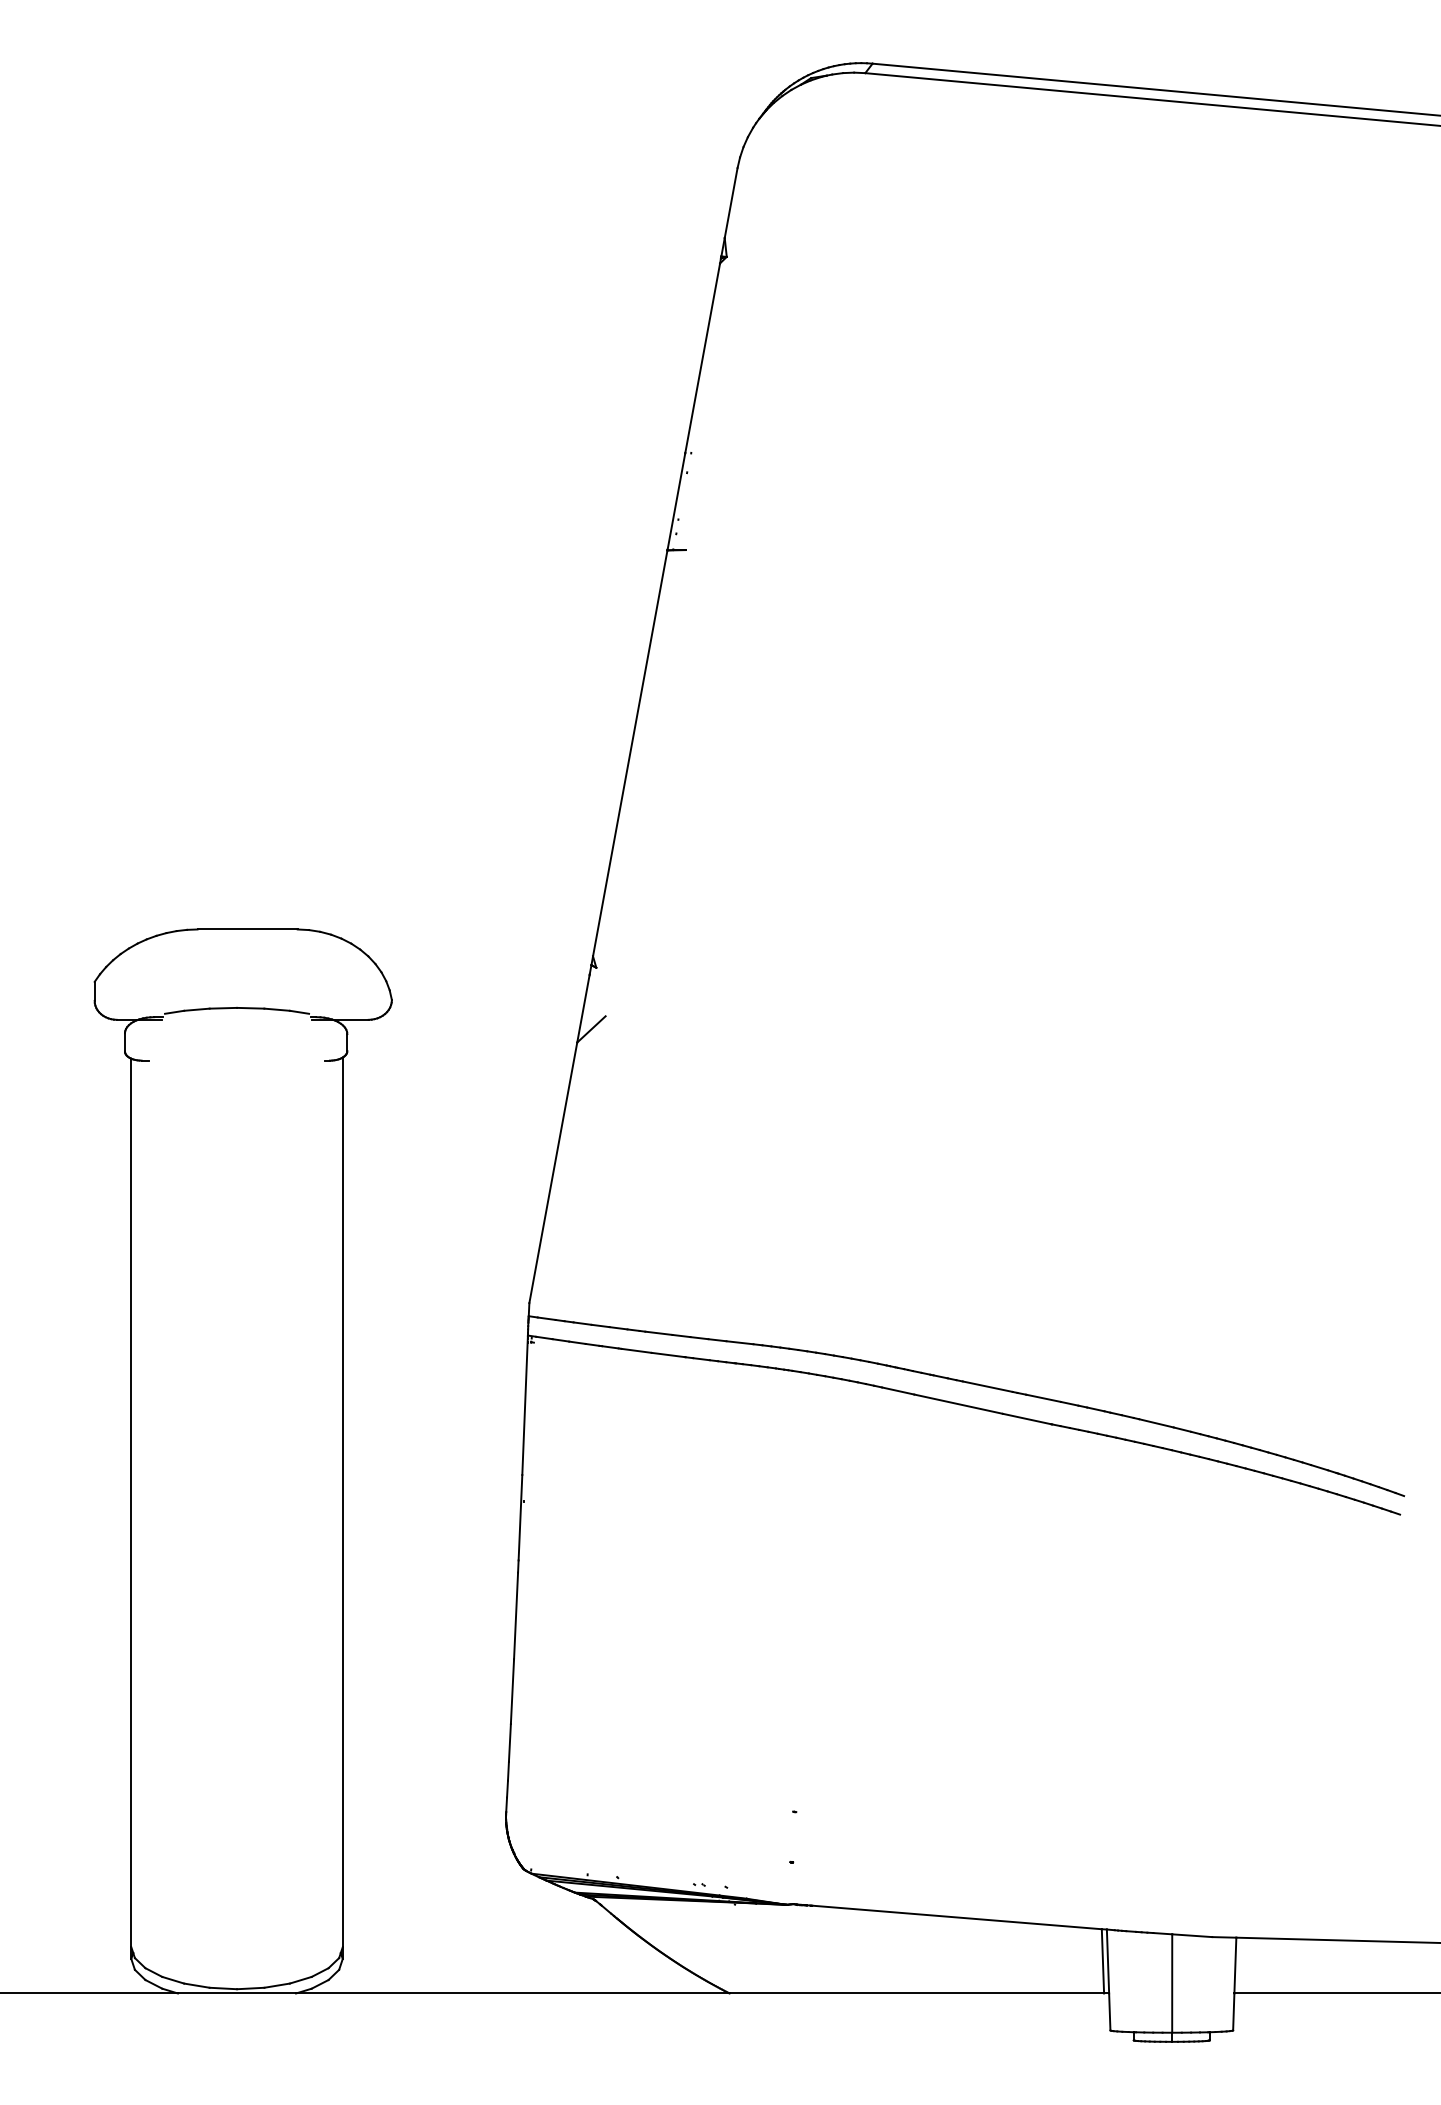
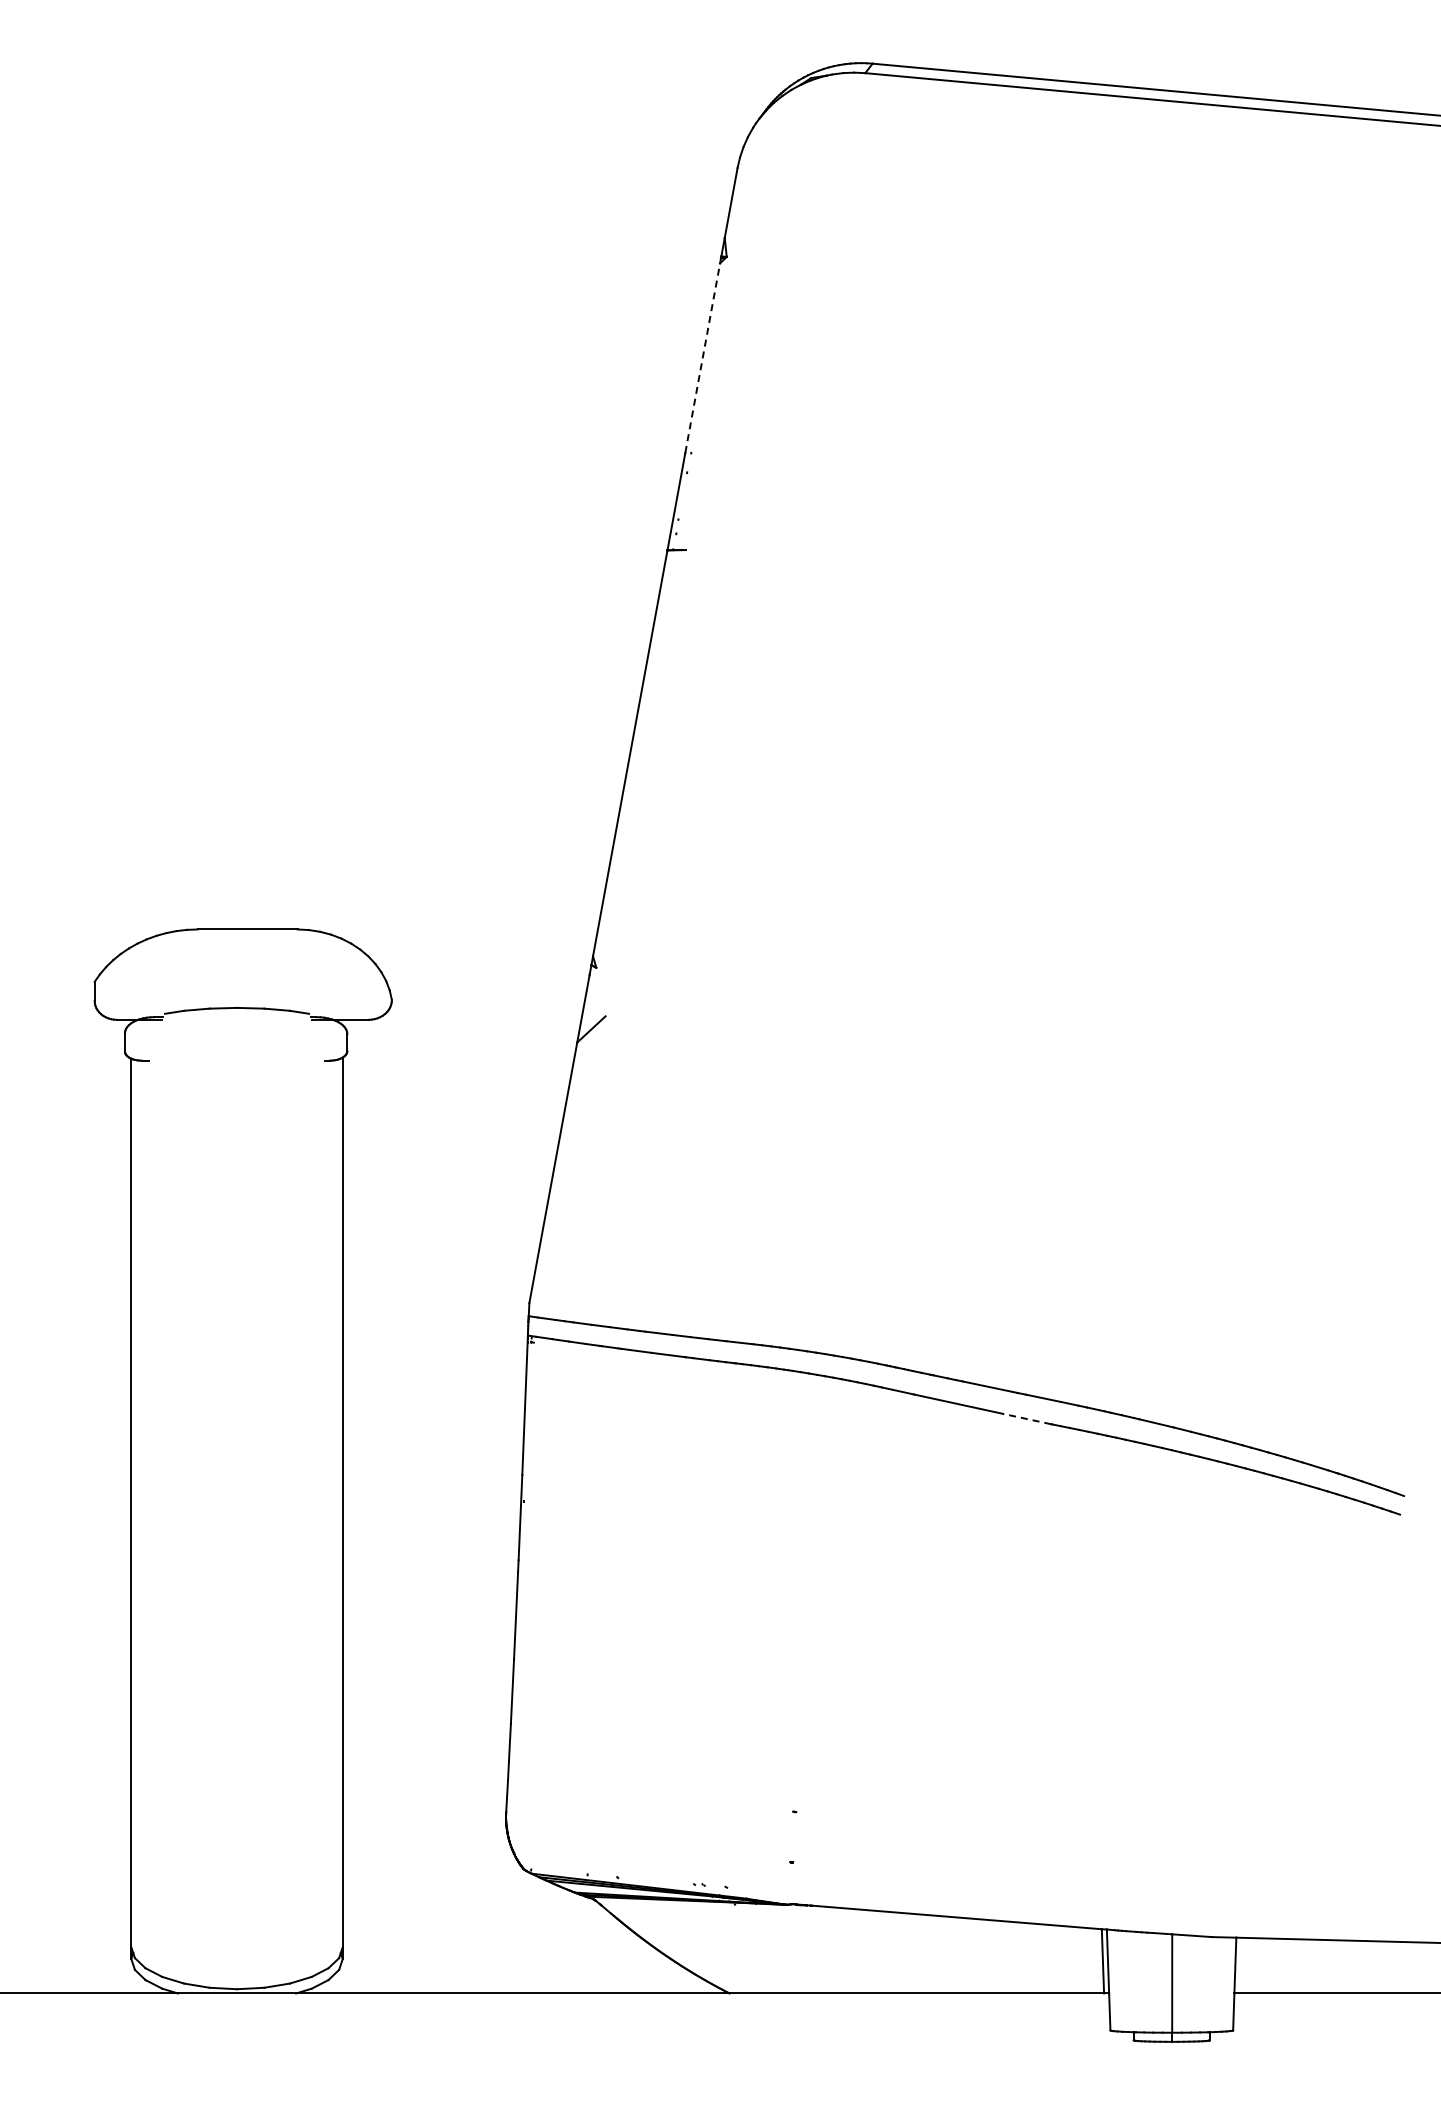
line: solid -> dashed (702, 357)
line: solid -> dashed (1027, 1419)
